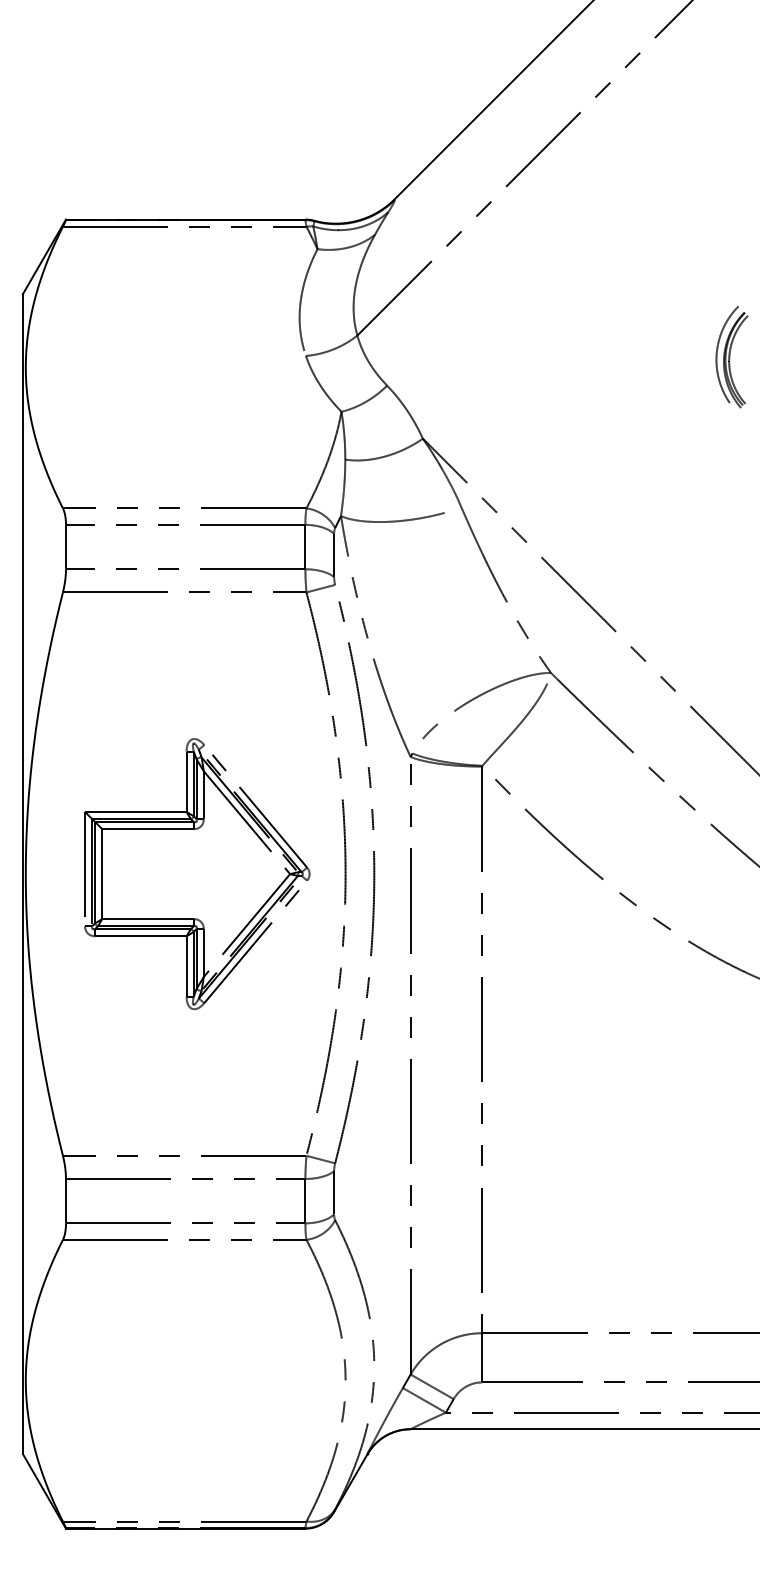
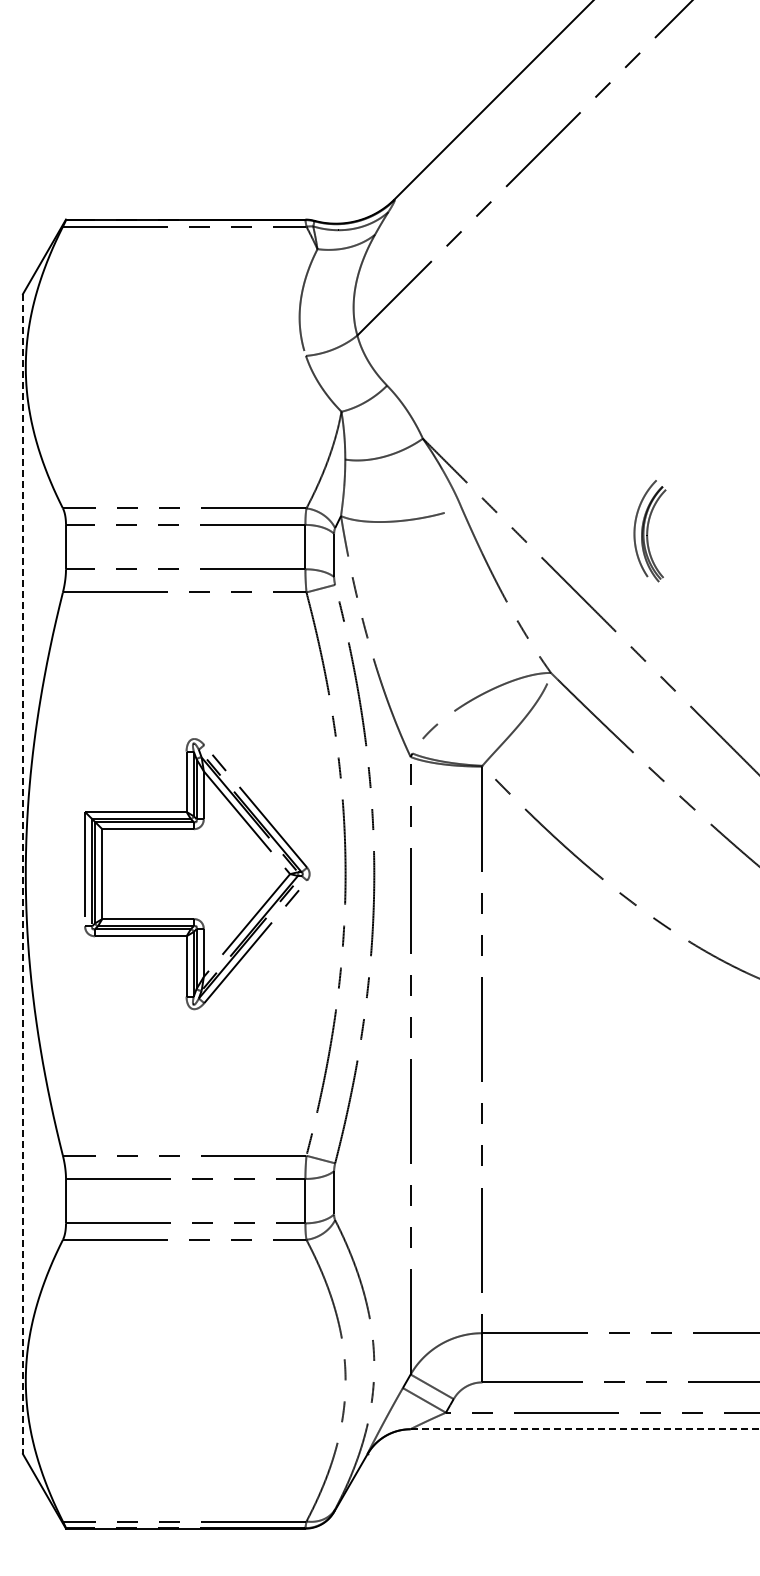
part position: (731, 357) -> (649, 531) (649, 531)
line: solid -> dashed (22, 874)
line: solid -> dashed (585, 1429)
